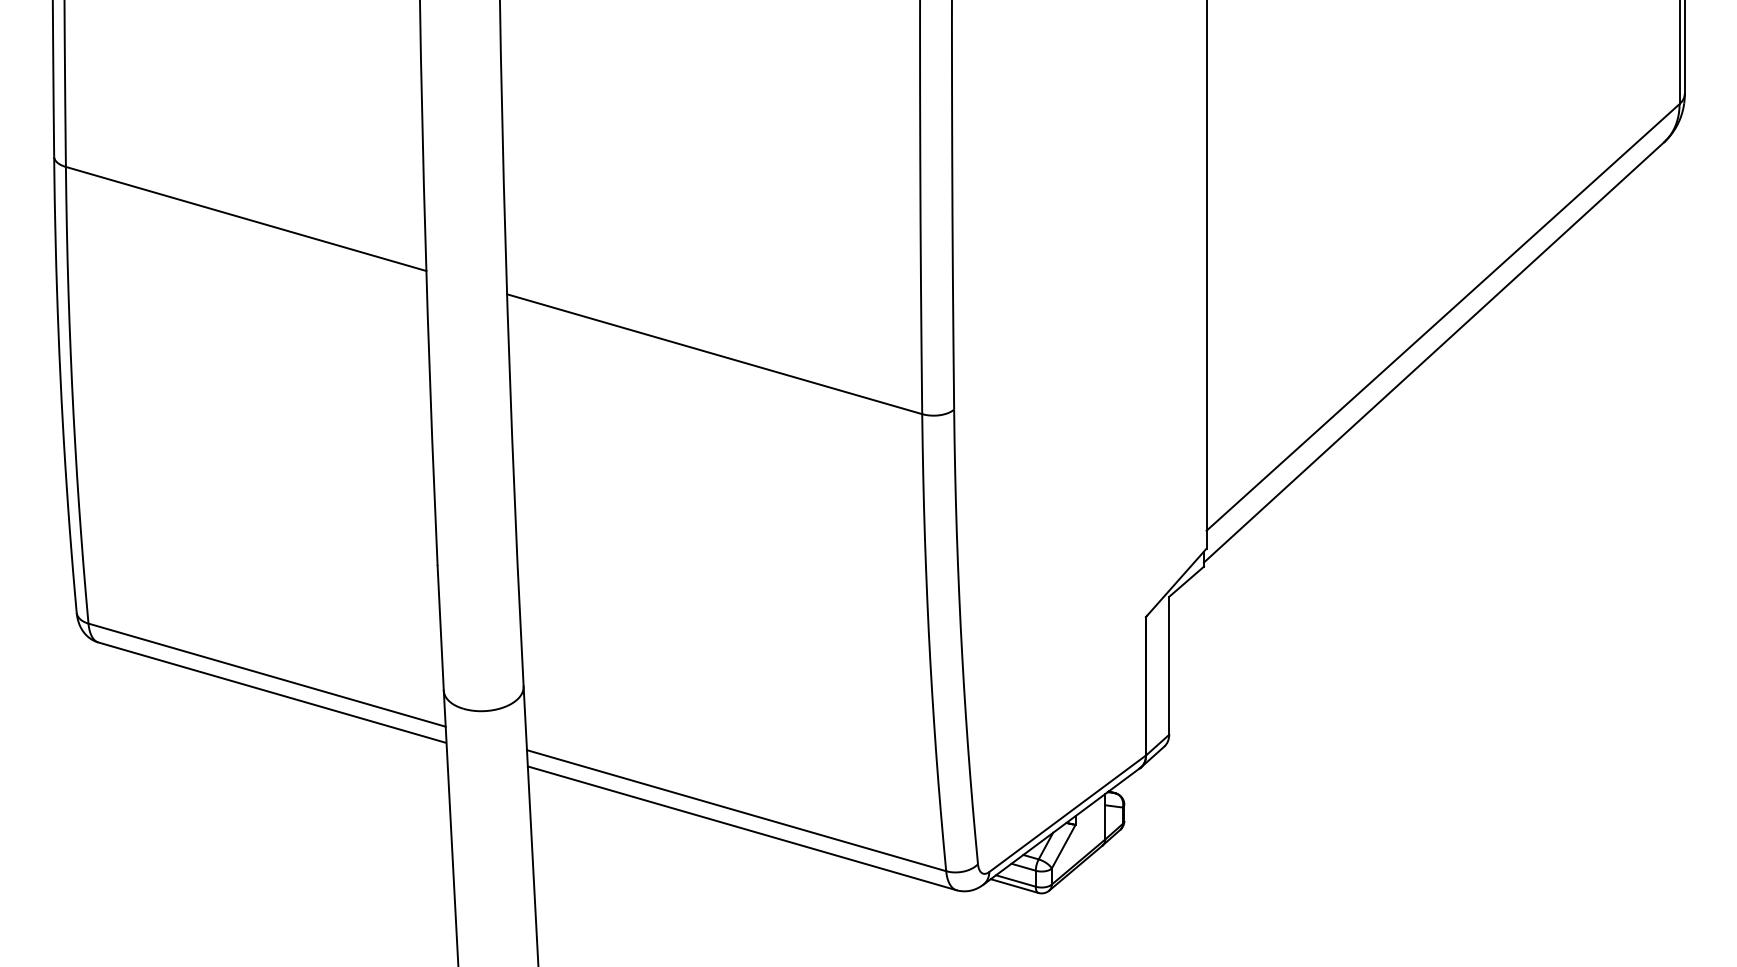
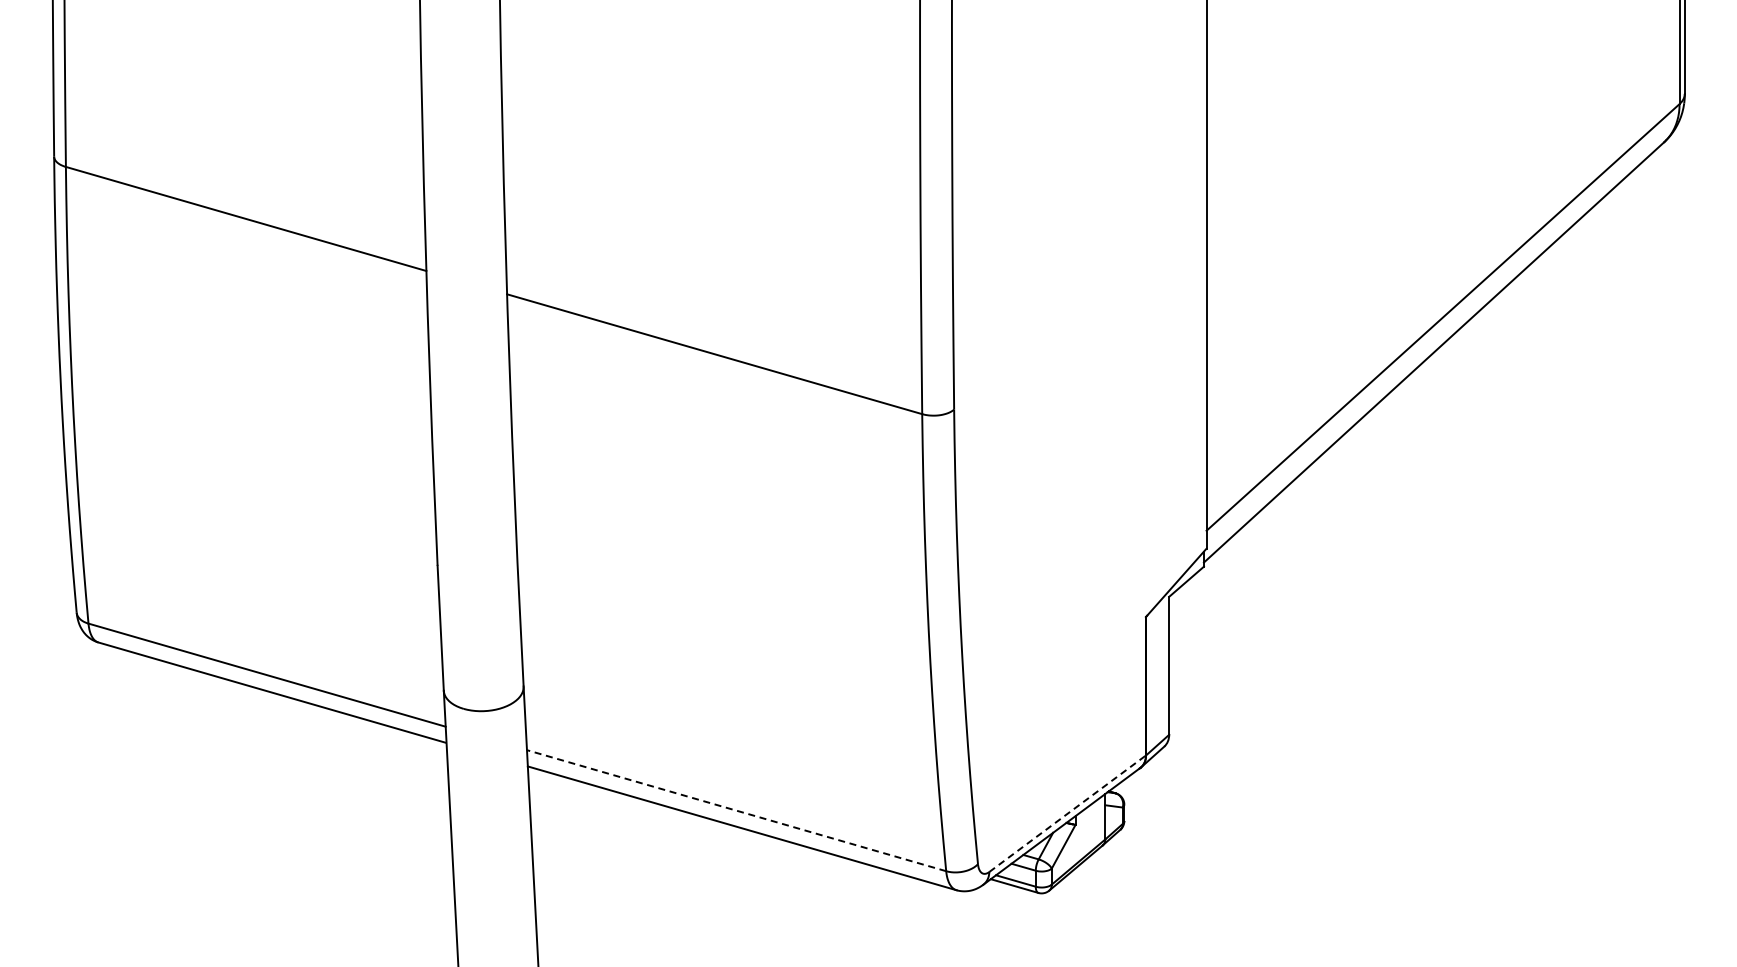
line: solid -> dashed (736, 810)
line: solid -> dashed (1067, 813)
